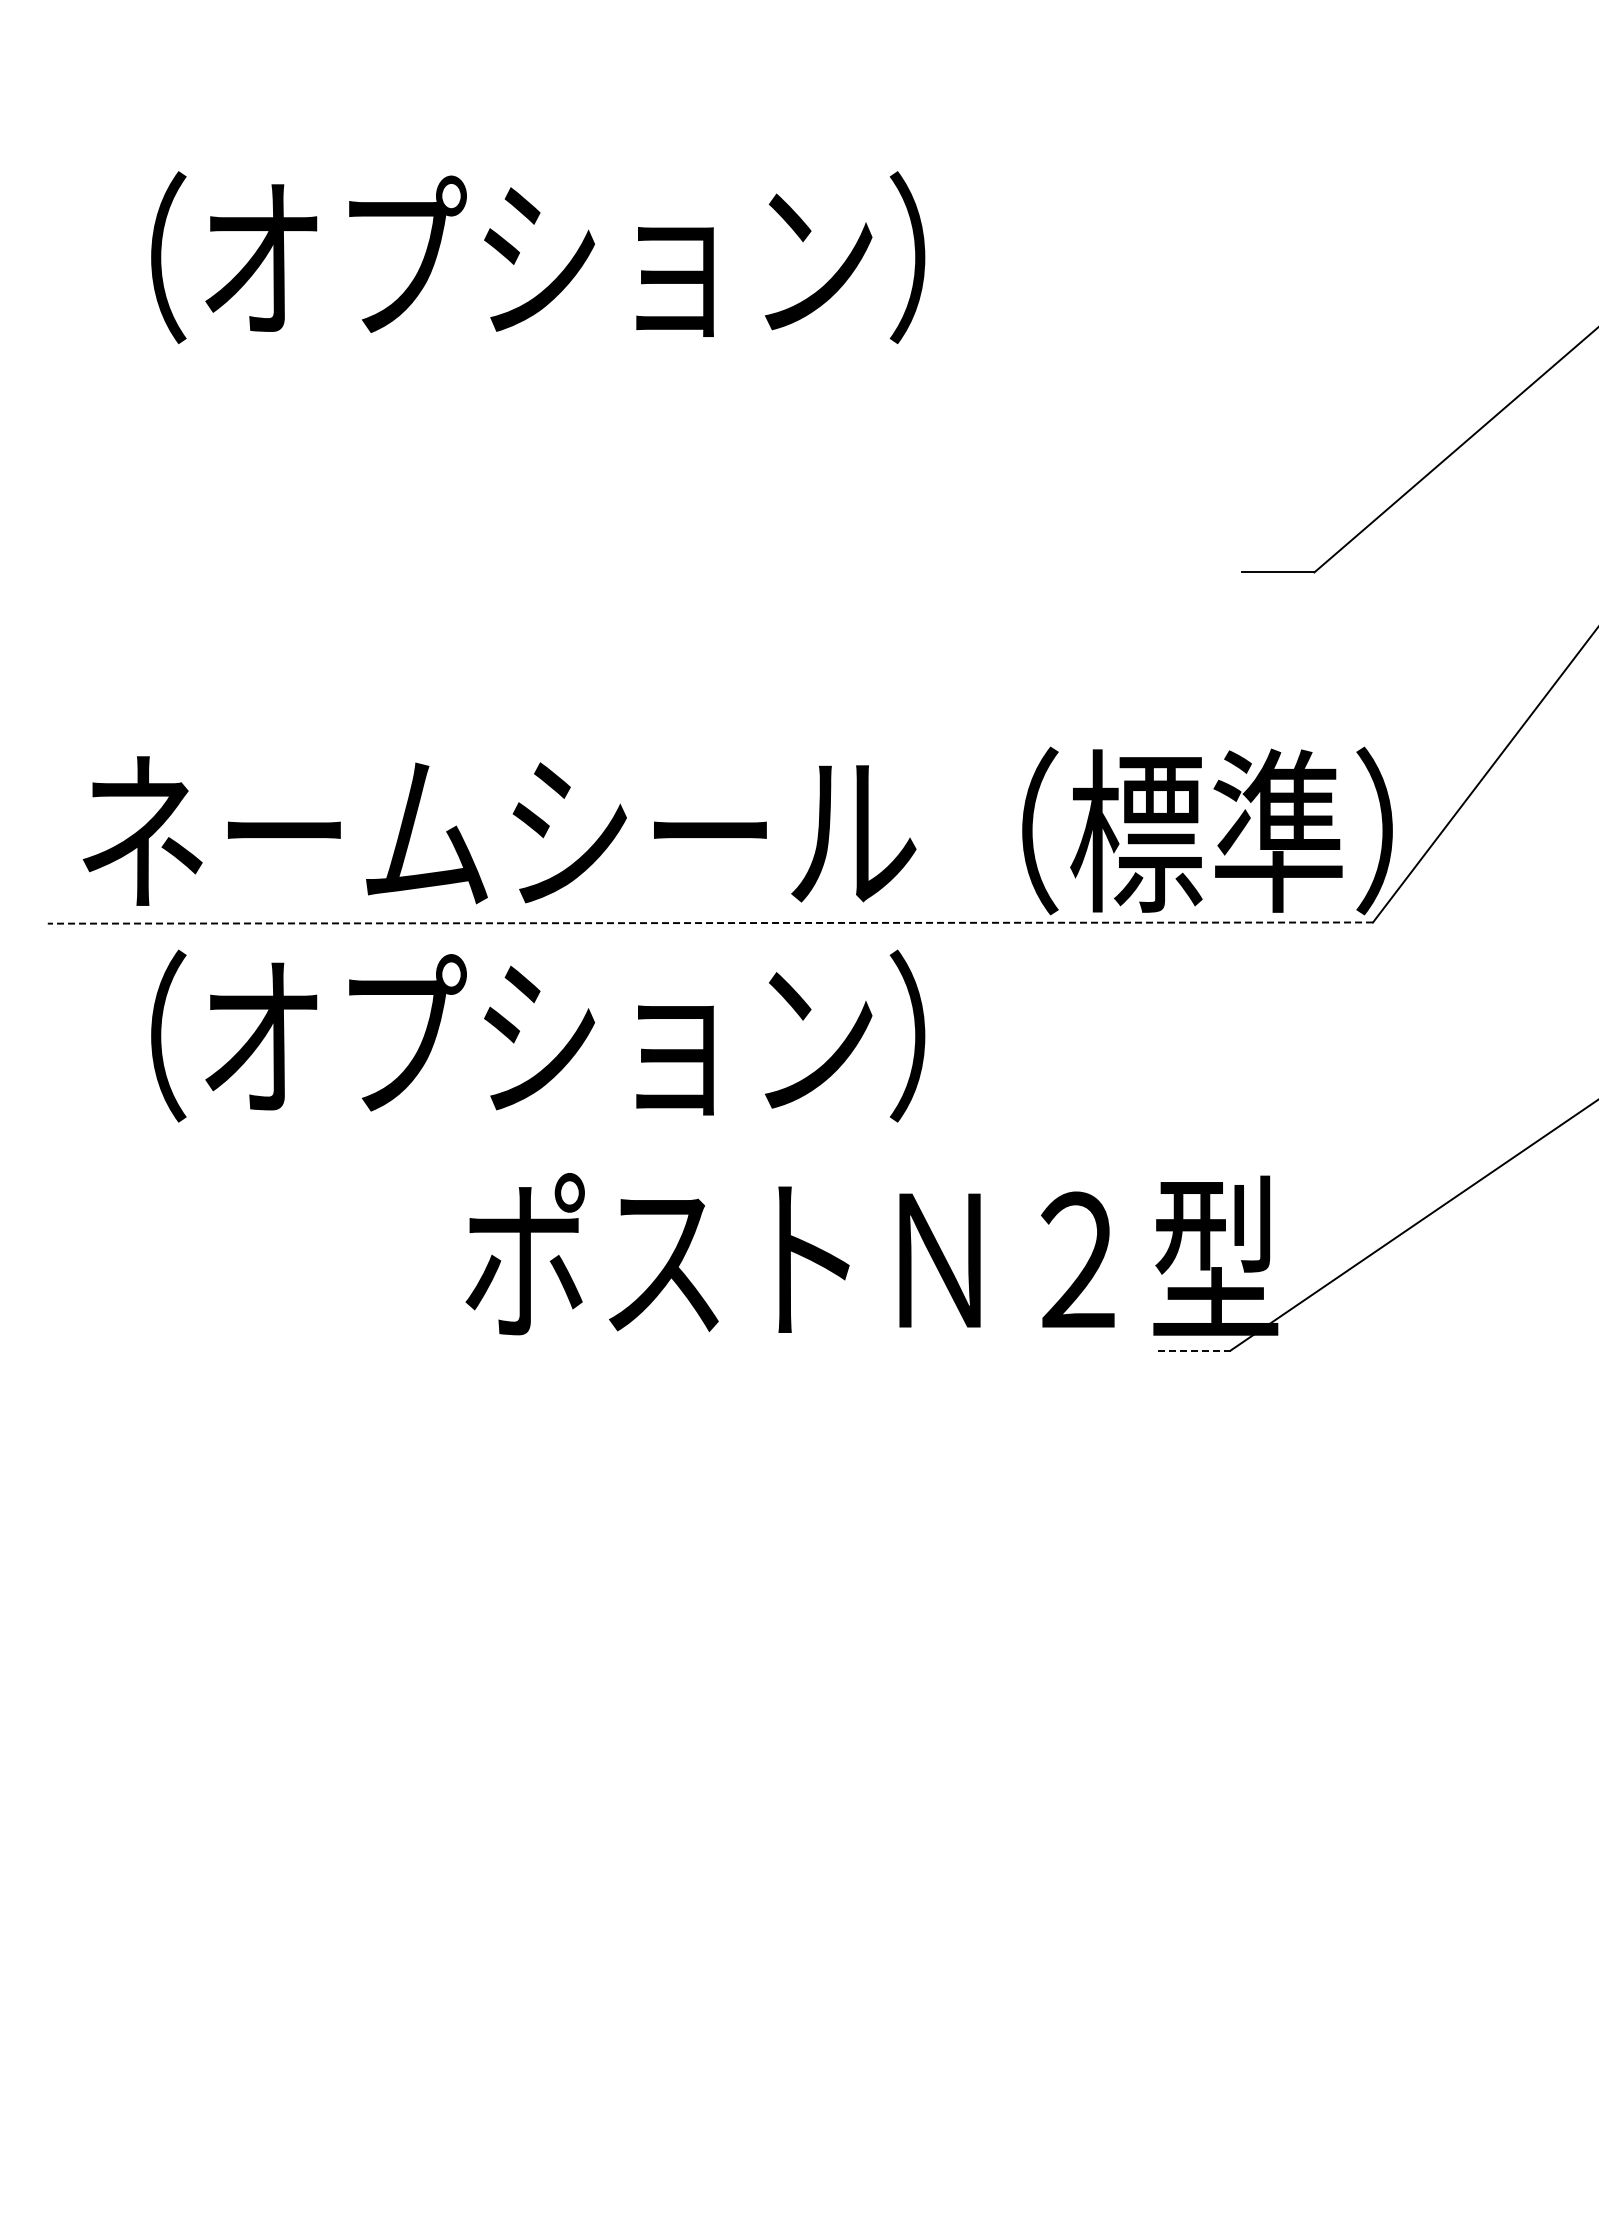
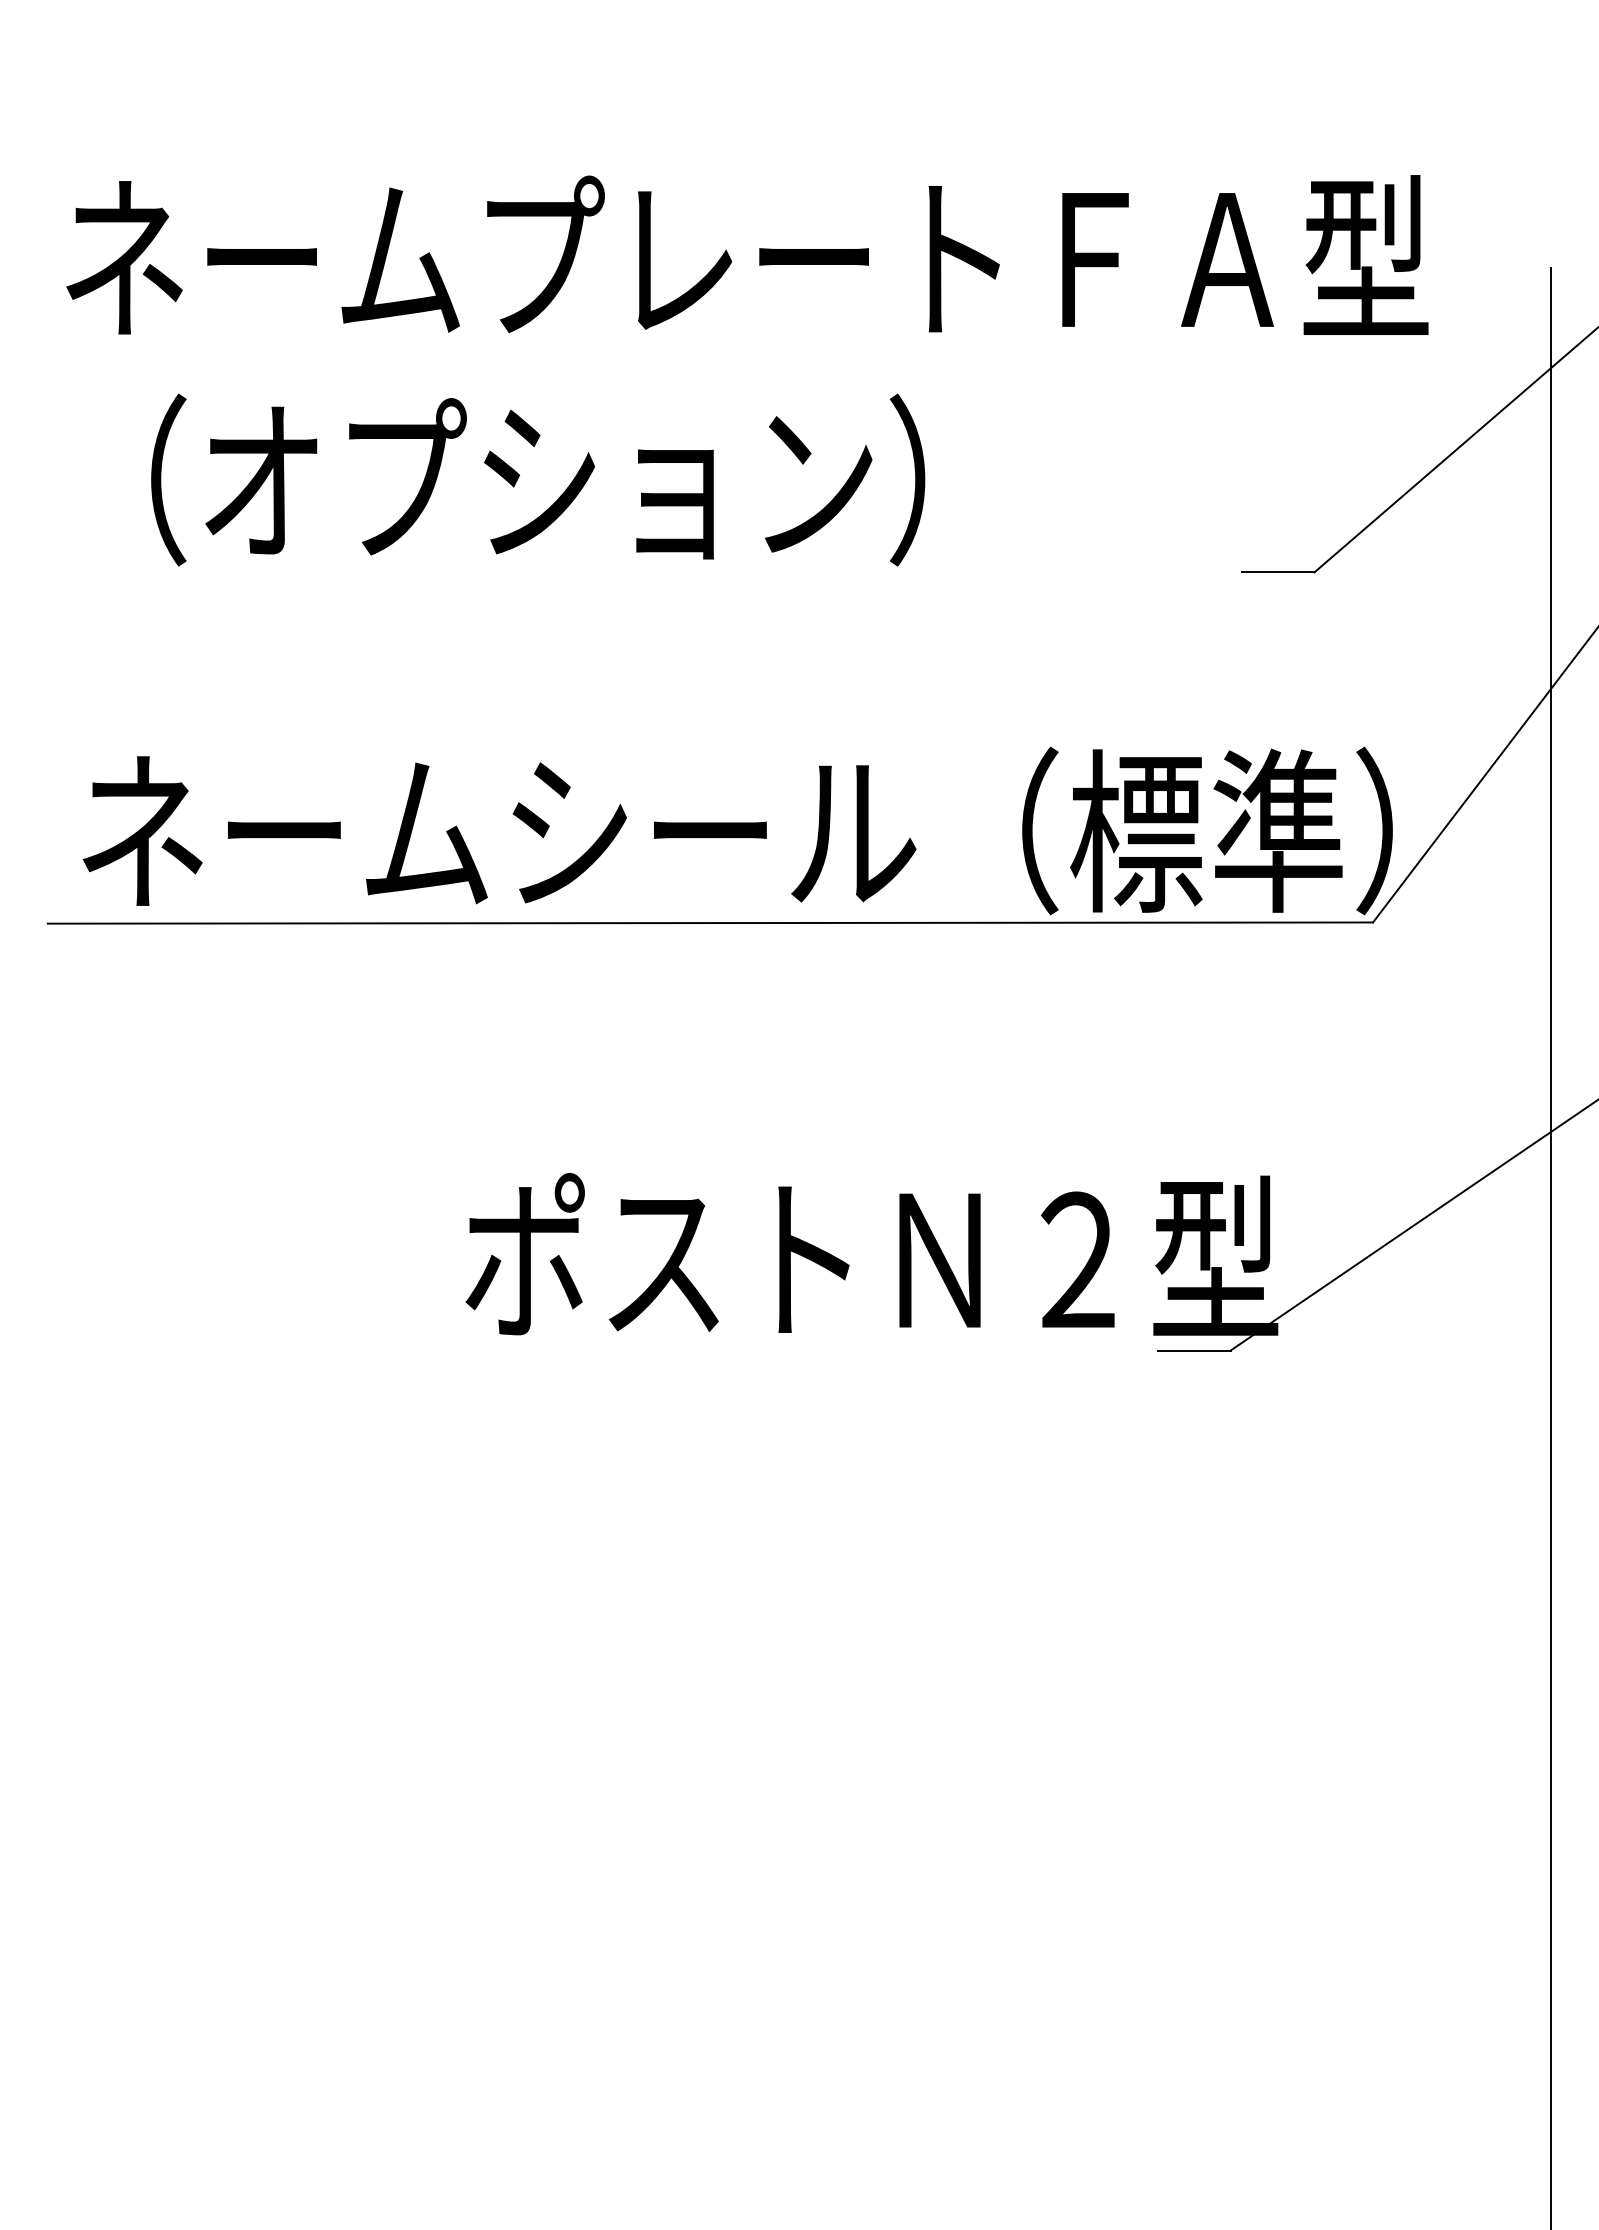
text: （オプション） -> ネームプレートＦＡ型 (747, 257)
line: dashed -> solid (710, 923)
text position: (538, 1035) -> (538, 479) (538, 479)
line: none -> present (1551, 1246)
line: dashed -> solid (1193, 1350)
